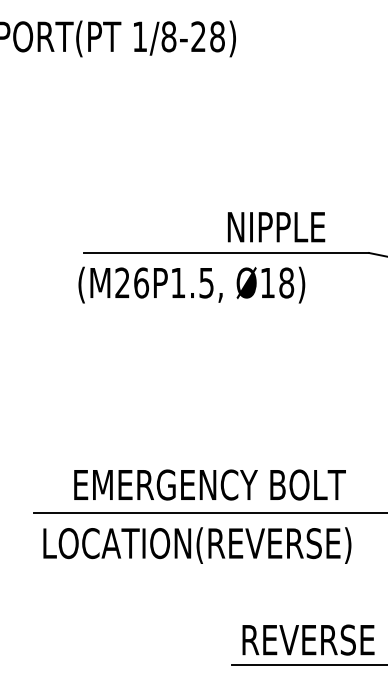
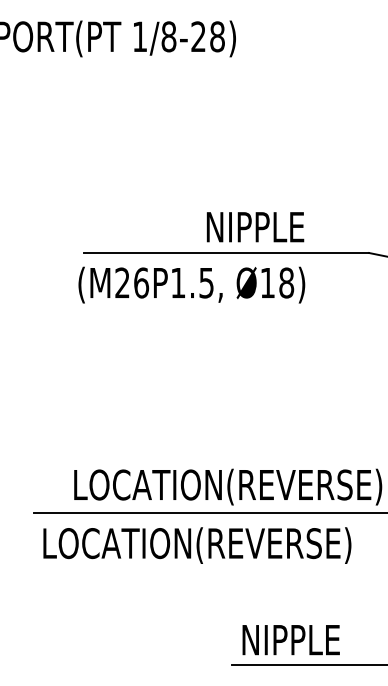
text position: (276, 227) -> (255, 227) (255, 227)
text: EMERGENCY BOLT -> LOCATION(REVERSE) (229, 486)
text: REVERSE -> NIPPLE (309, 639)
